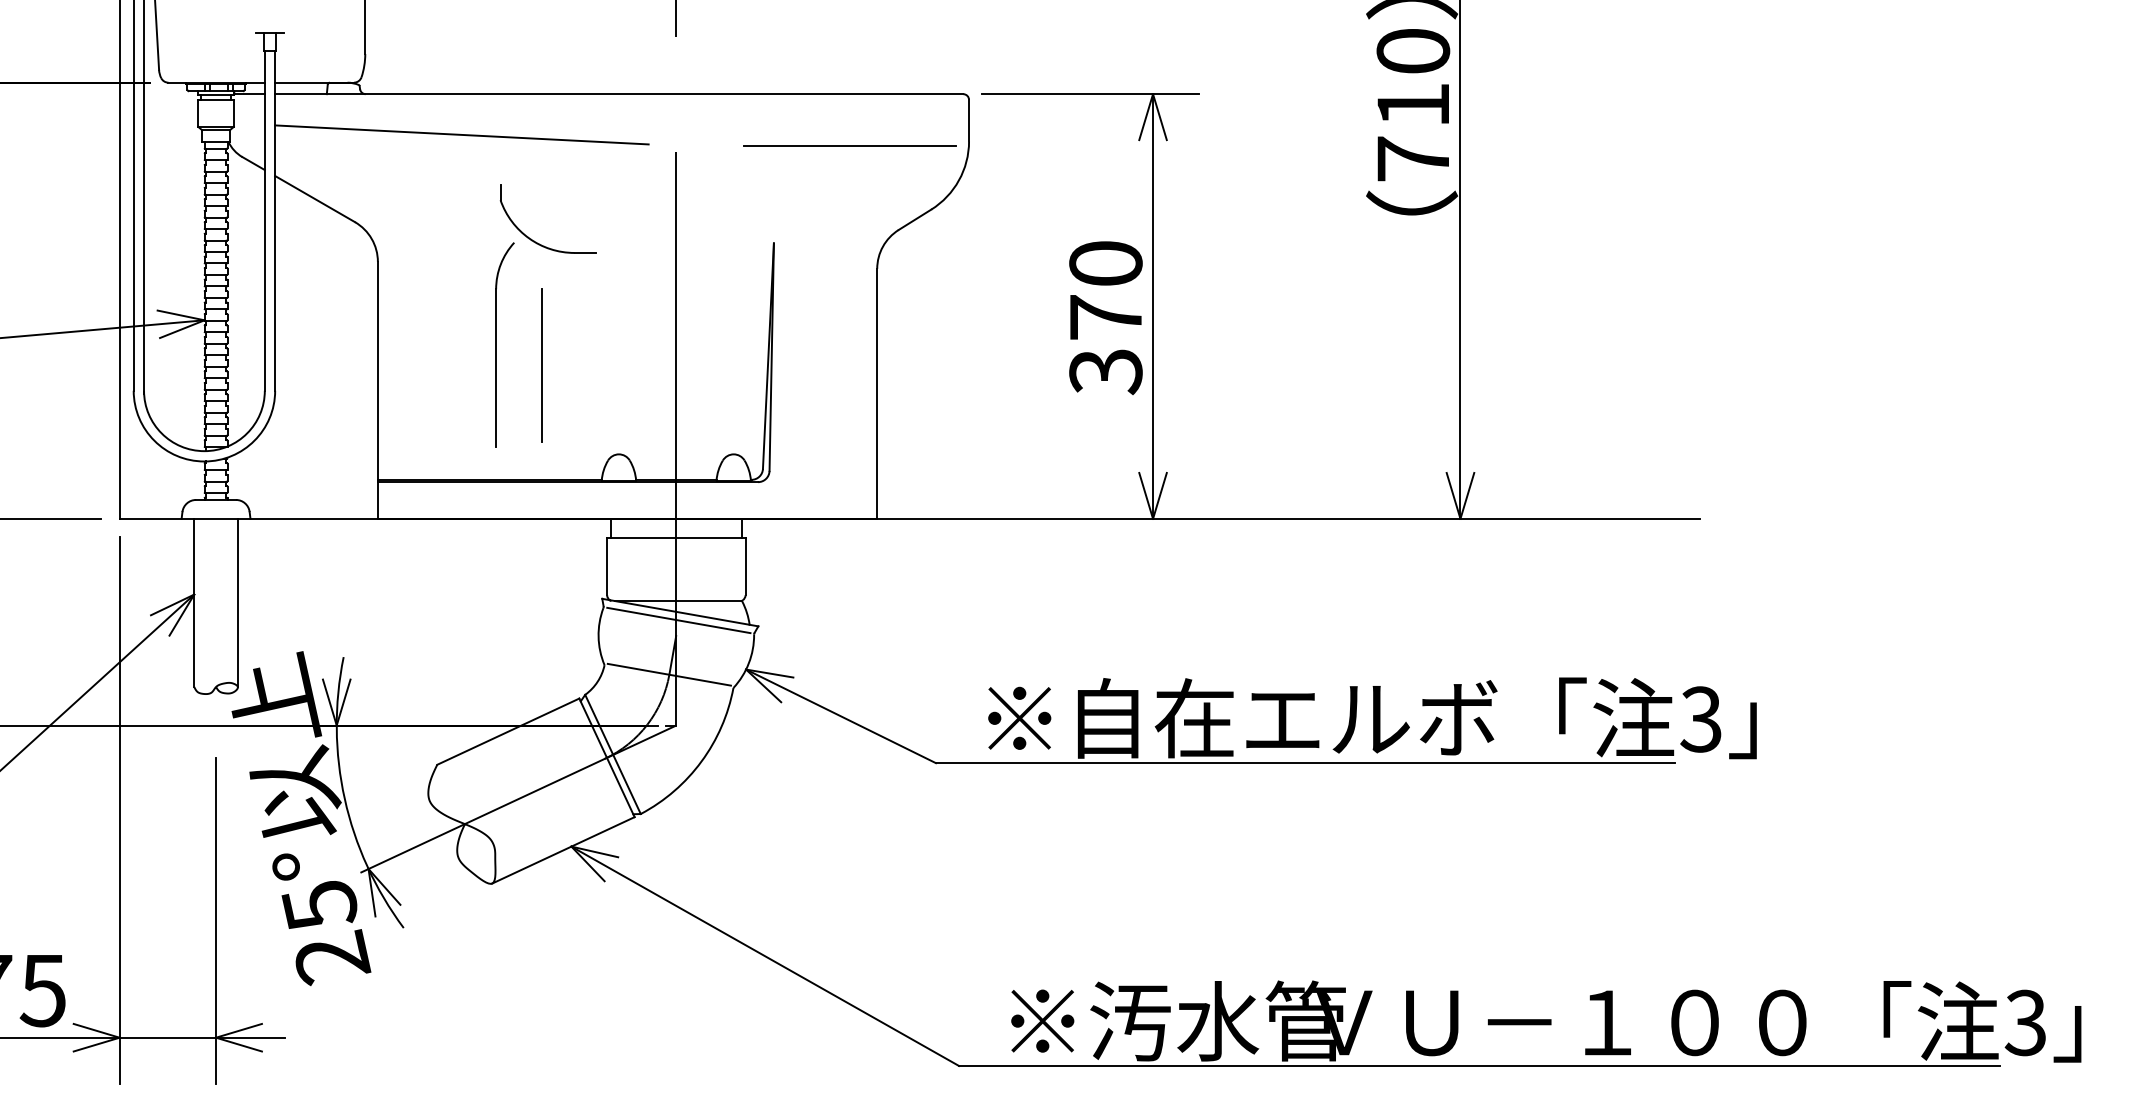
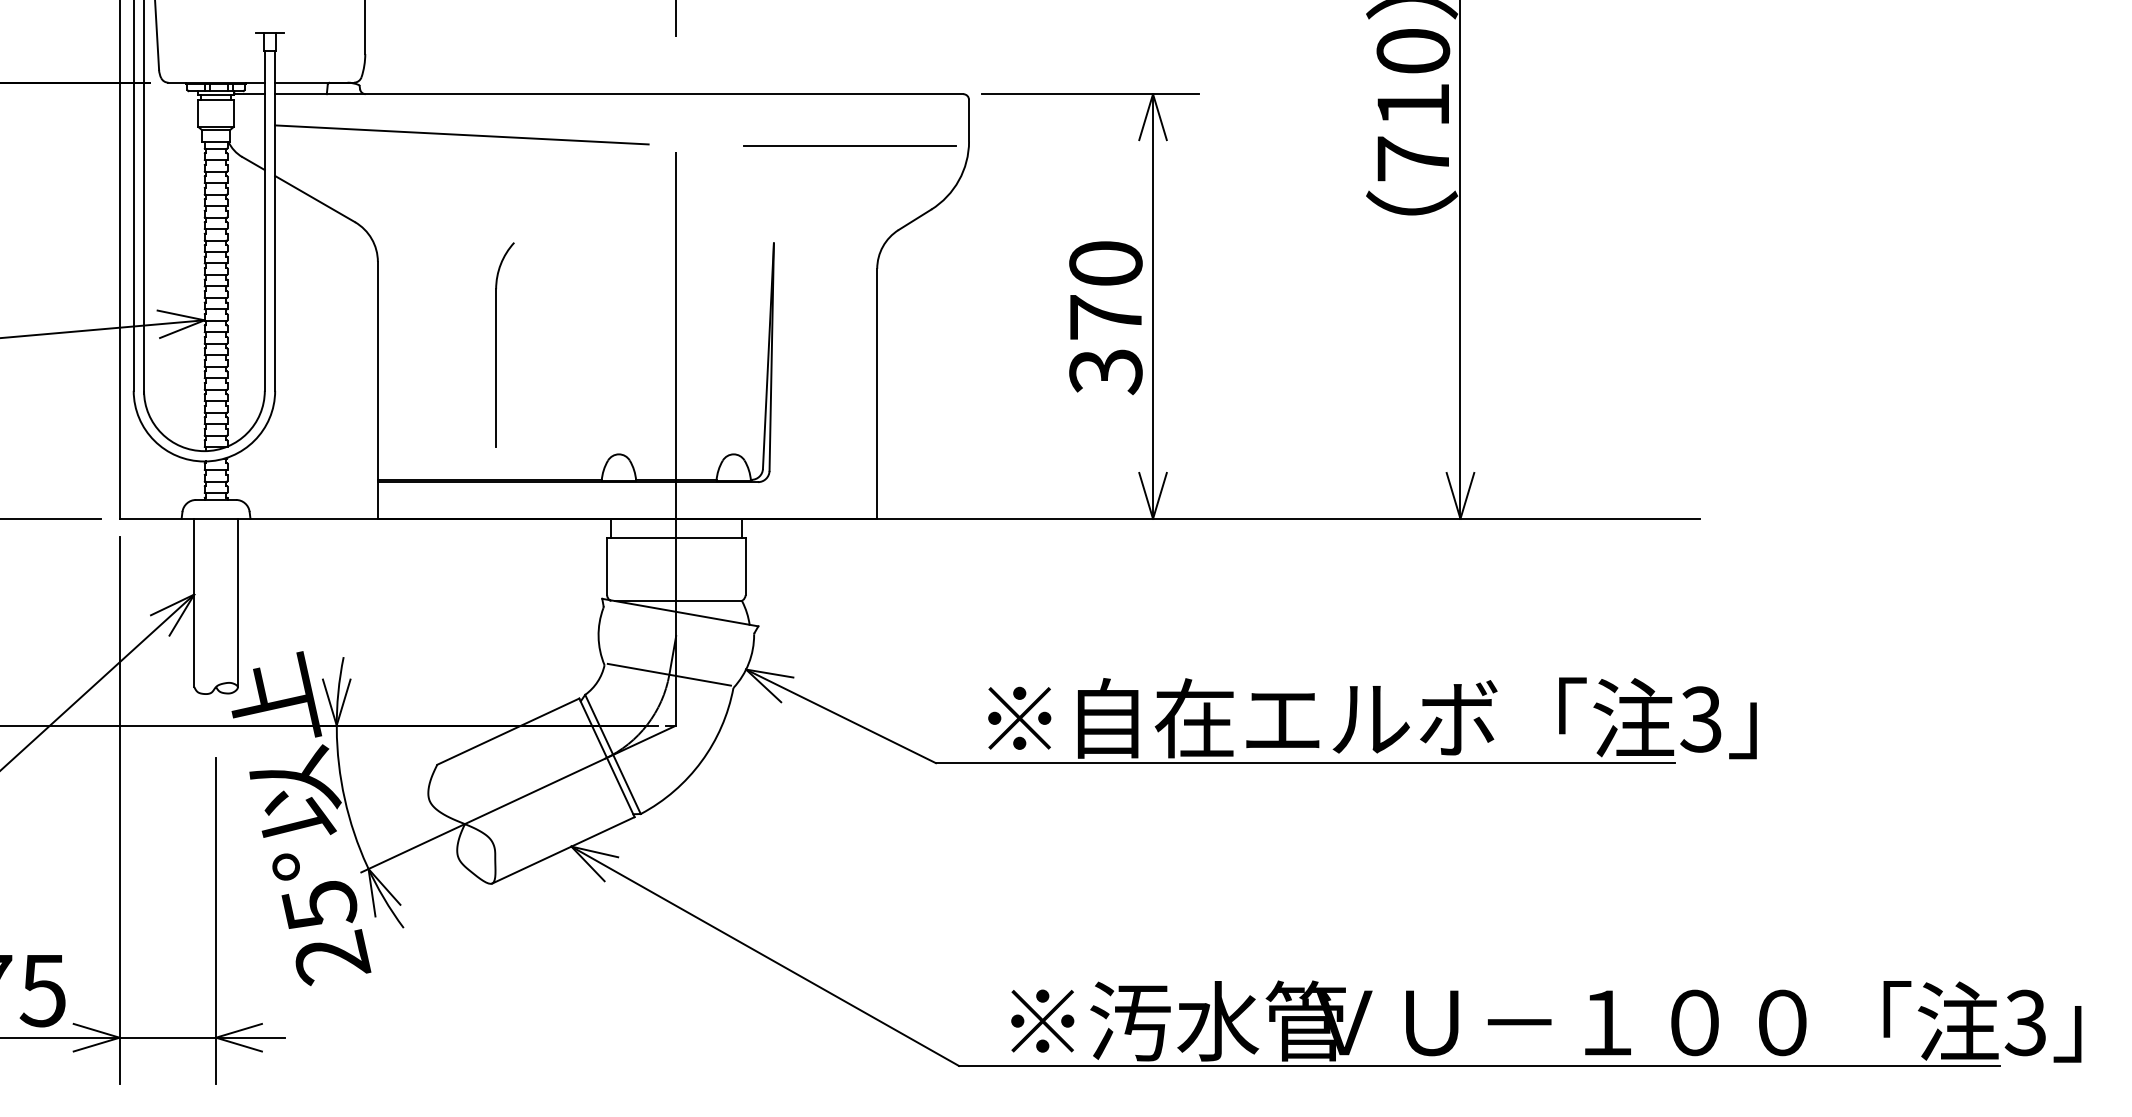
part: present -> none (534, 240)
line: present -> none (542, 365)
line: present -> none (678, 620)
